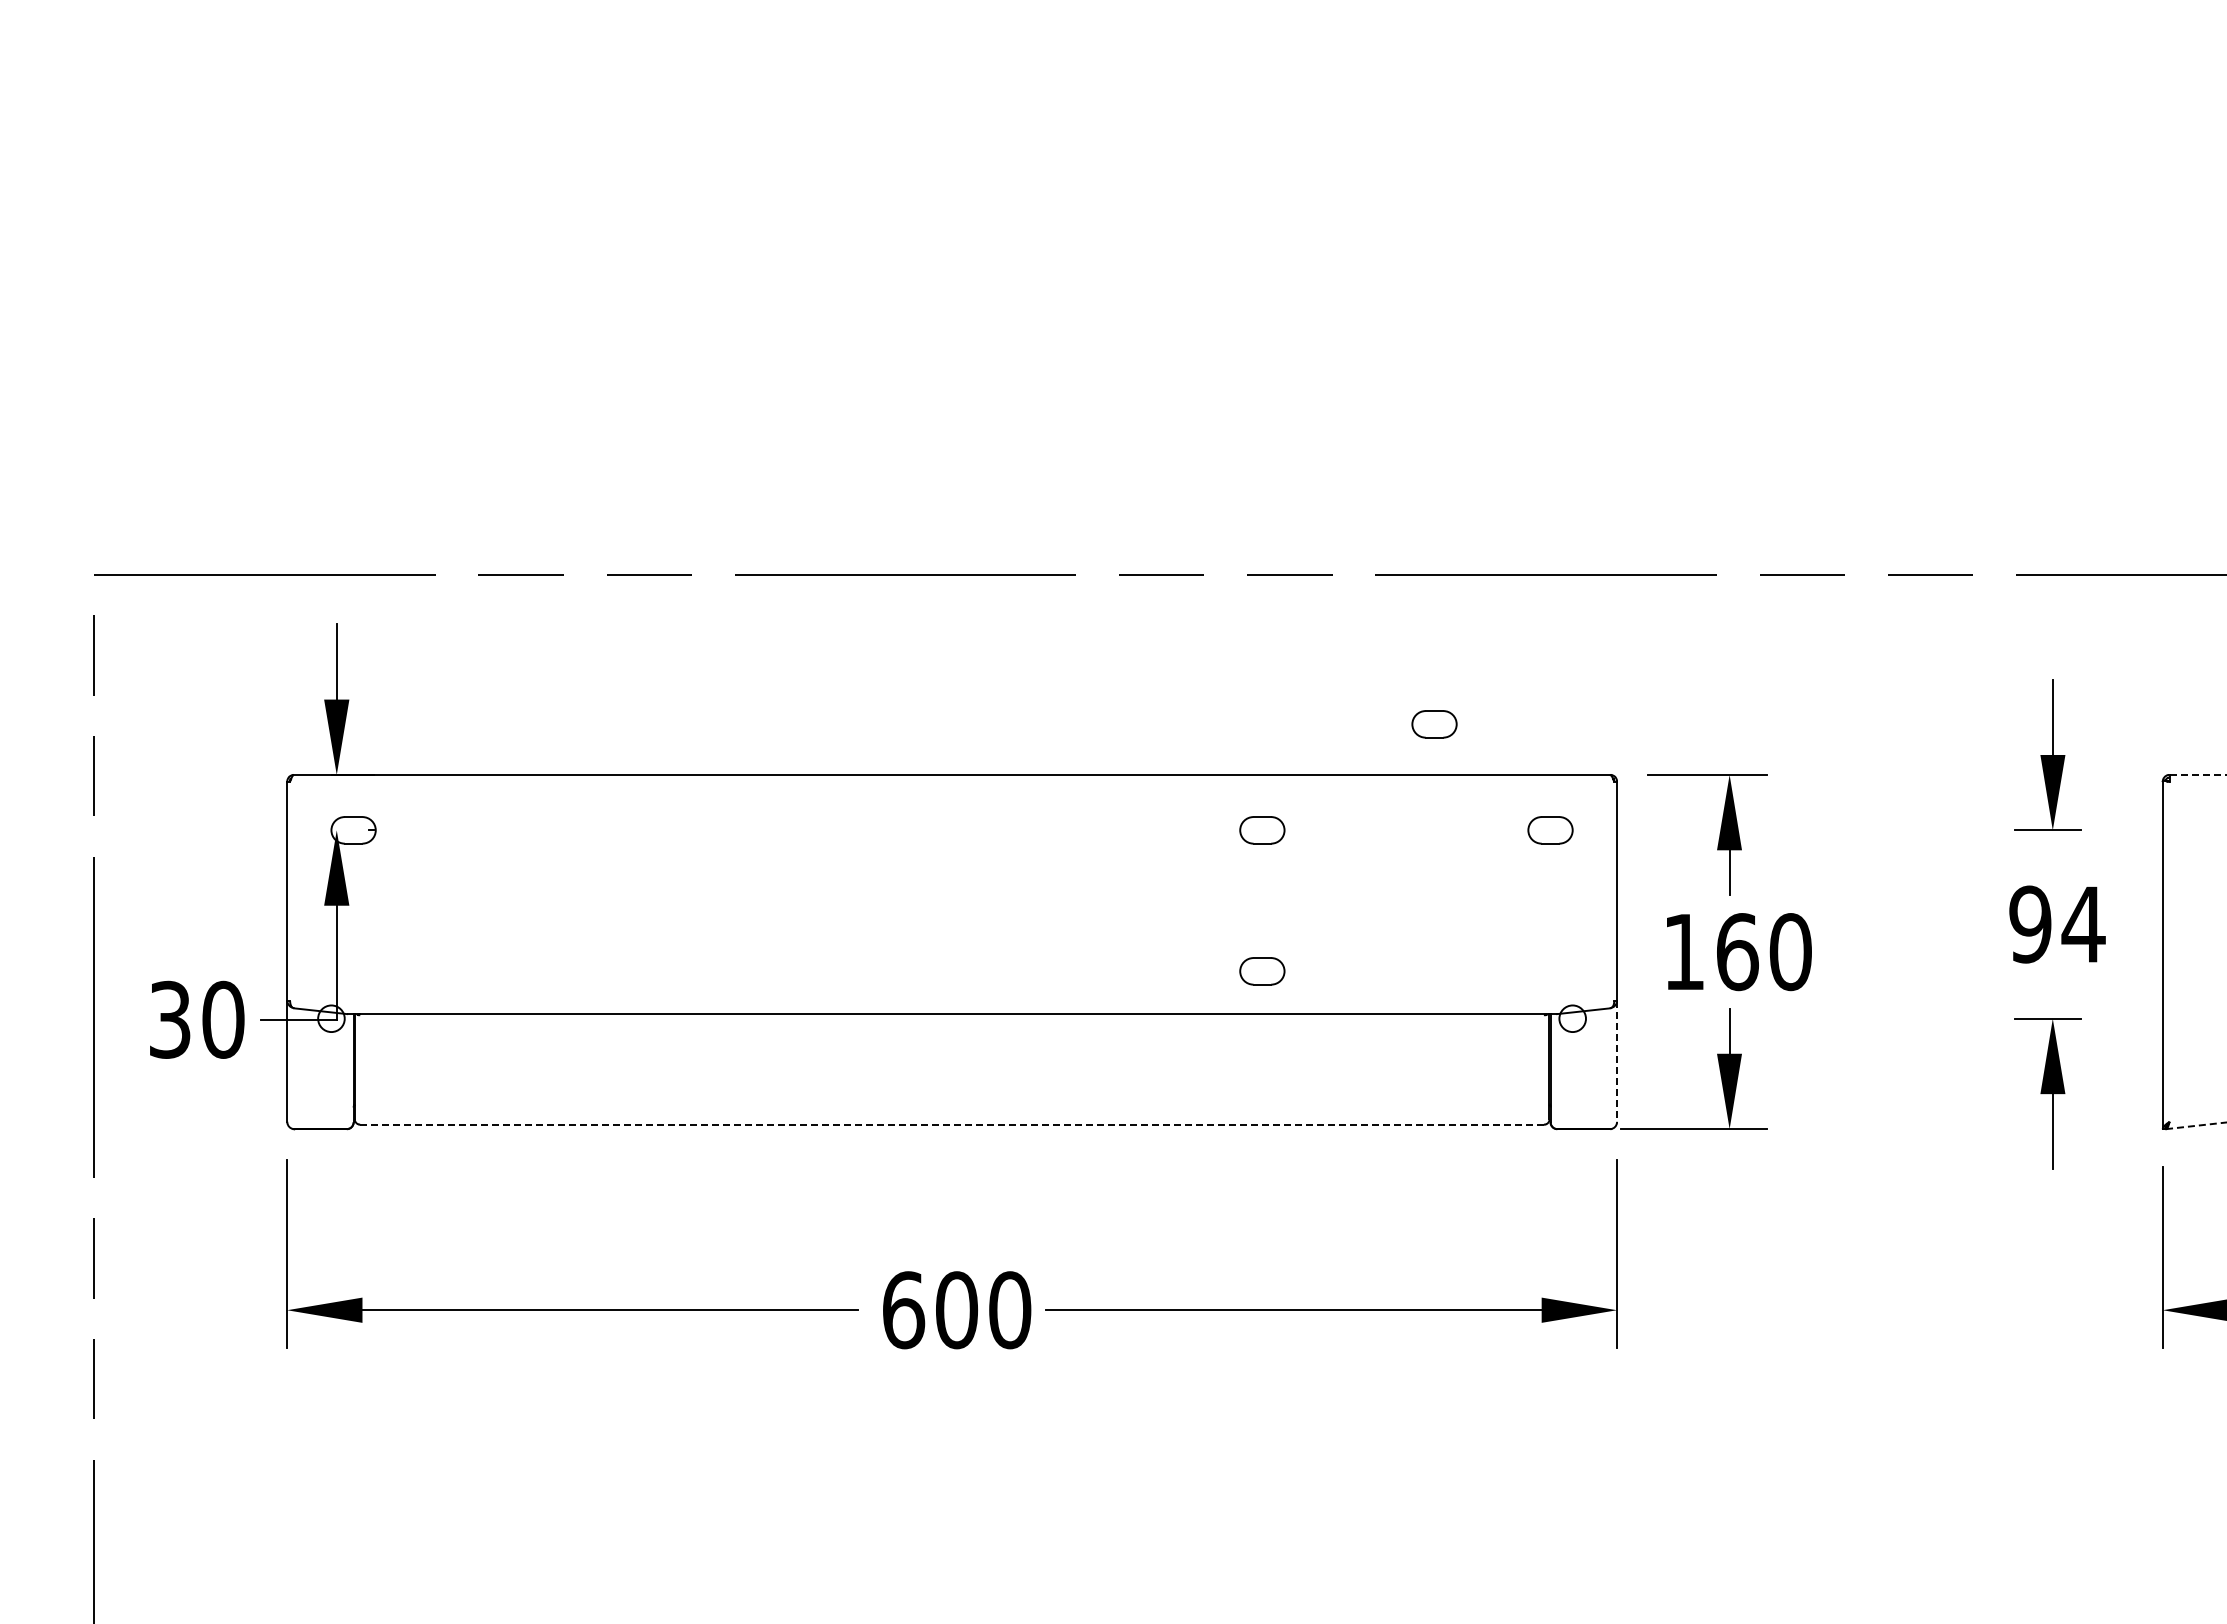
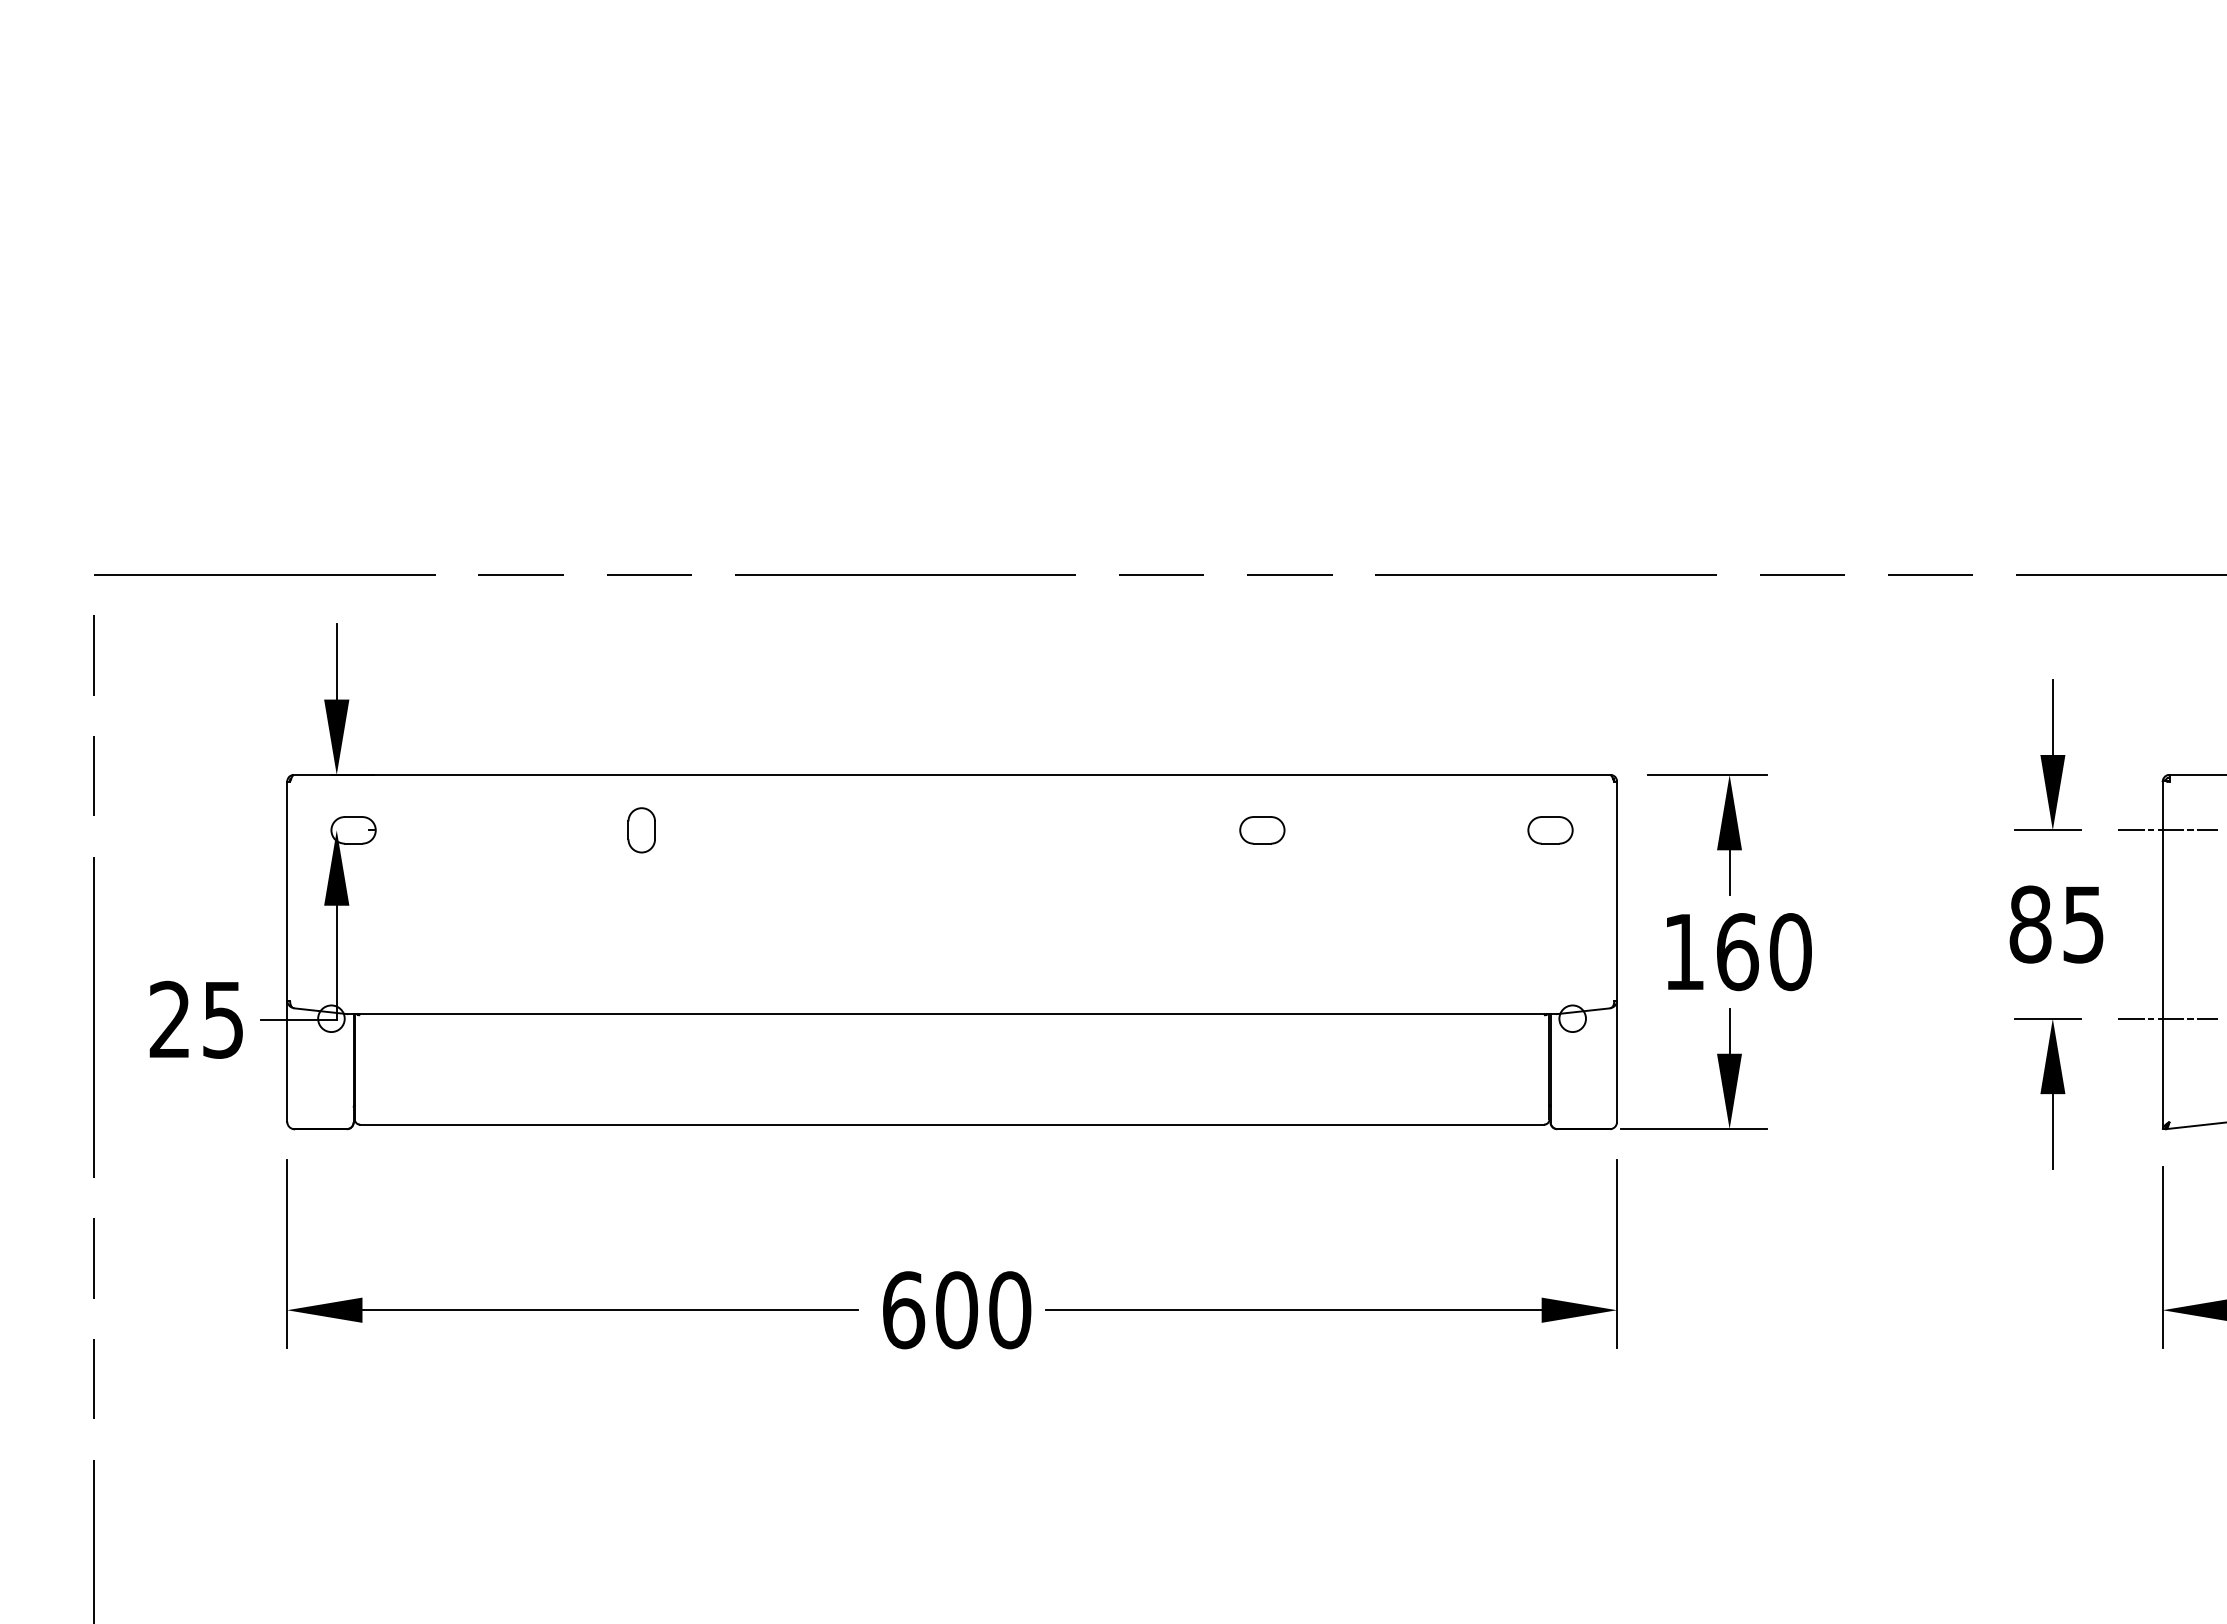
part: present -> none (1434, 724)
line: dashed -> solid (2198, 774)
part: none -> present (641, 830)
line: none -> present (2168, 830)
text: 94 -> 85 (2057, 924)
part: present -> none (1262, 971)
line: none -> present (2168, 1018)
text: 30 -> 25 (196, 1019)
line: dashed -> solid (1617, 1062)
line: dashed -> solid (952, 1124)
line: dashed -> solid (2196, 1125)
